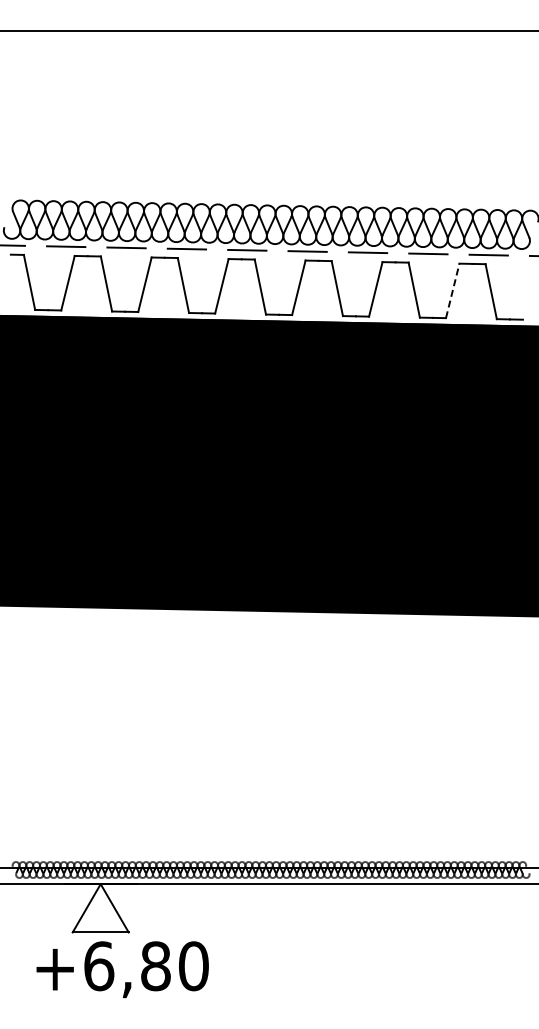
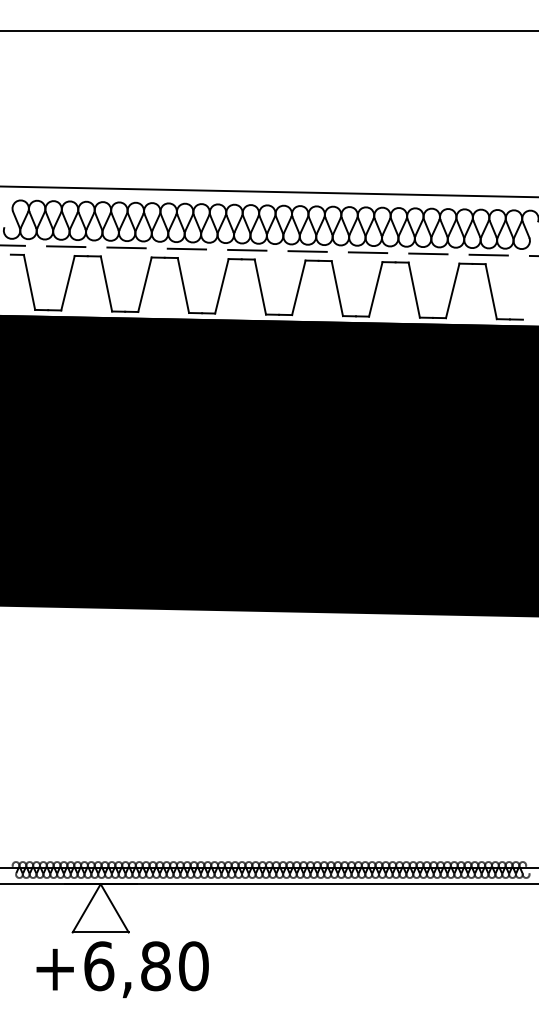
line: none -> present (268, 191)
line: dashed -> solid (452, 290)
